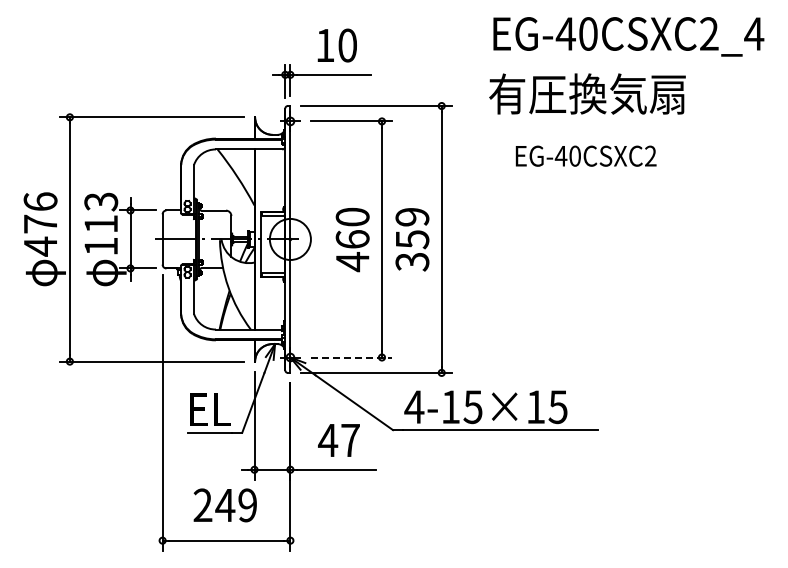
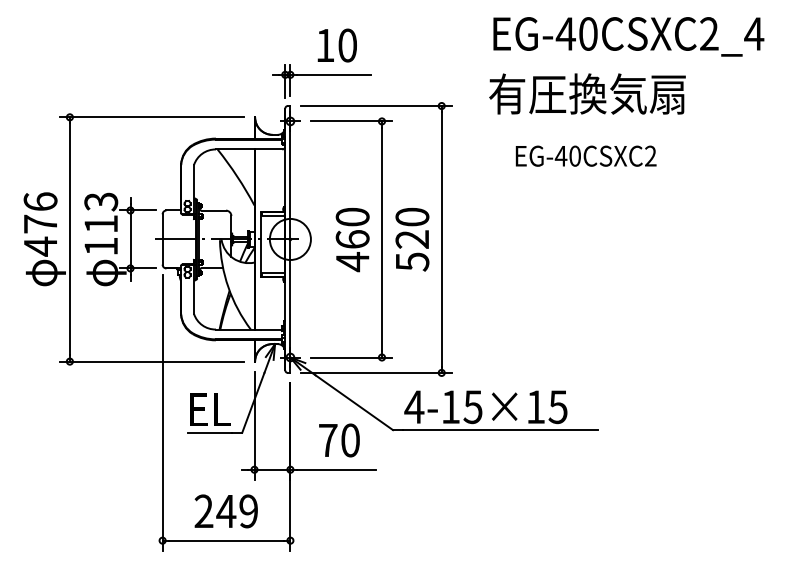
text: 359 -> 520 (412, 239)
line: dashed -> solid (351, 357)
text: 47 -> 70 (338, 440)
text position: (224, 505) -> (225, 511) (225, 511)
